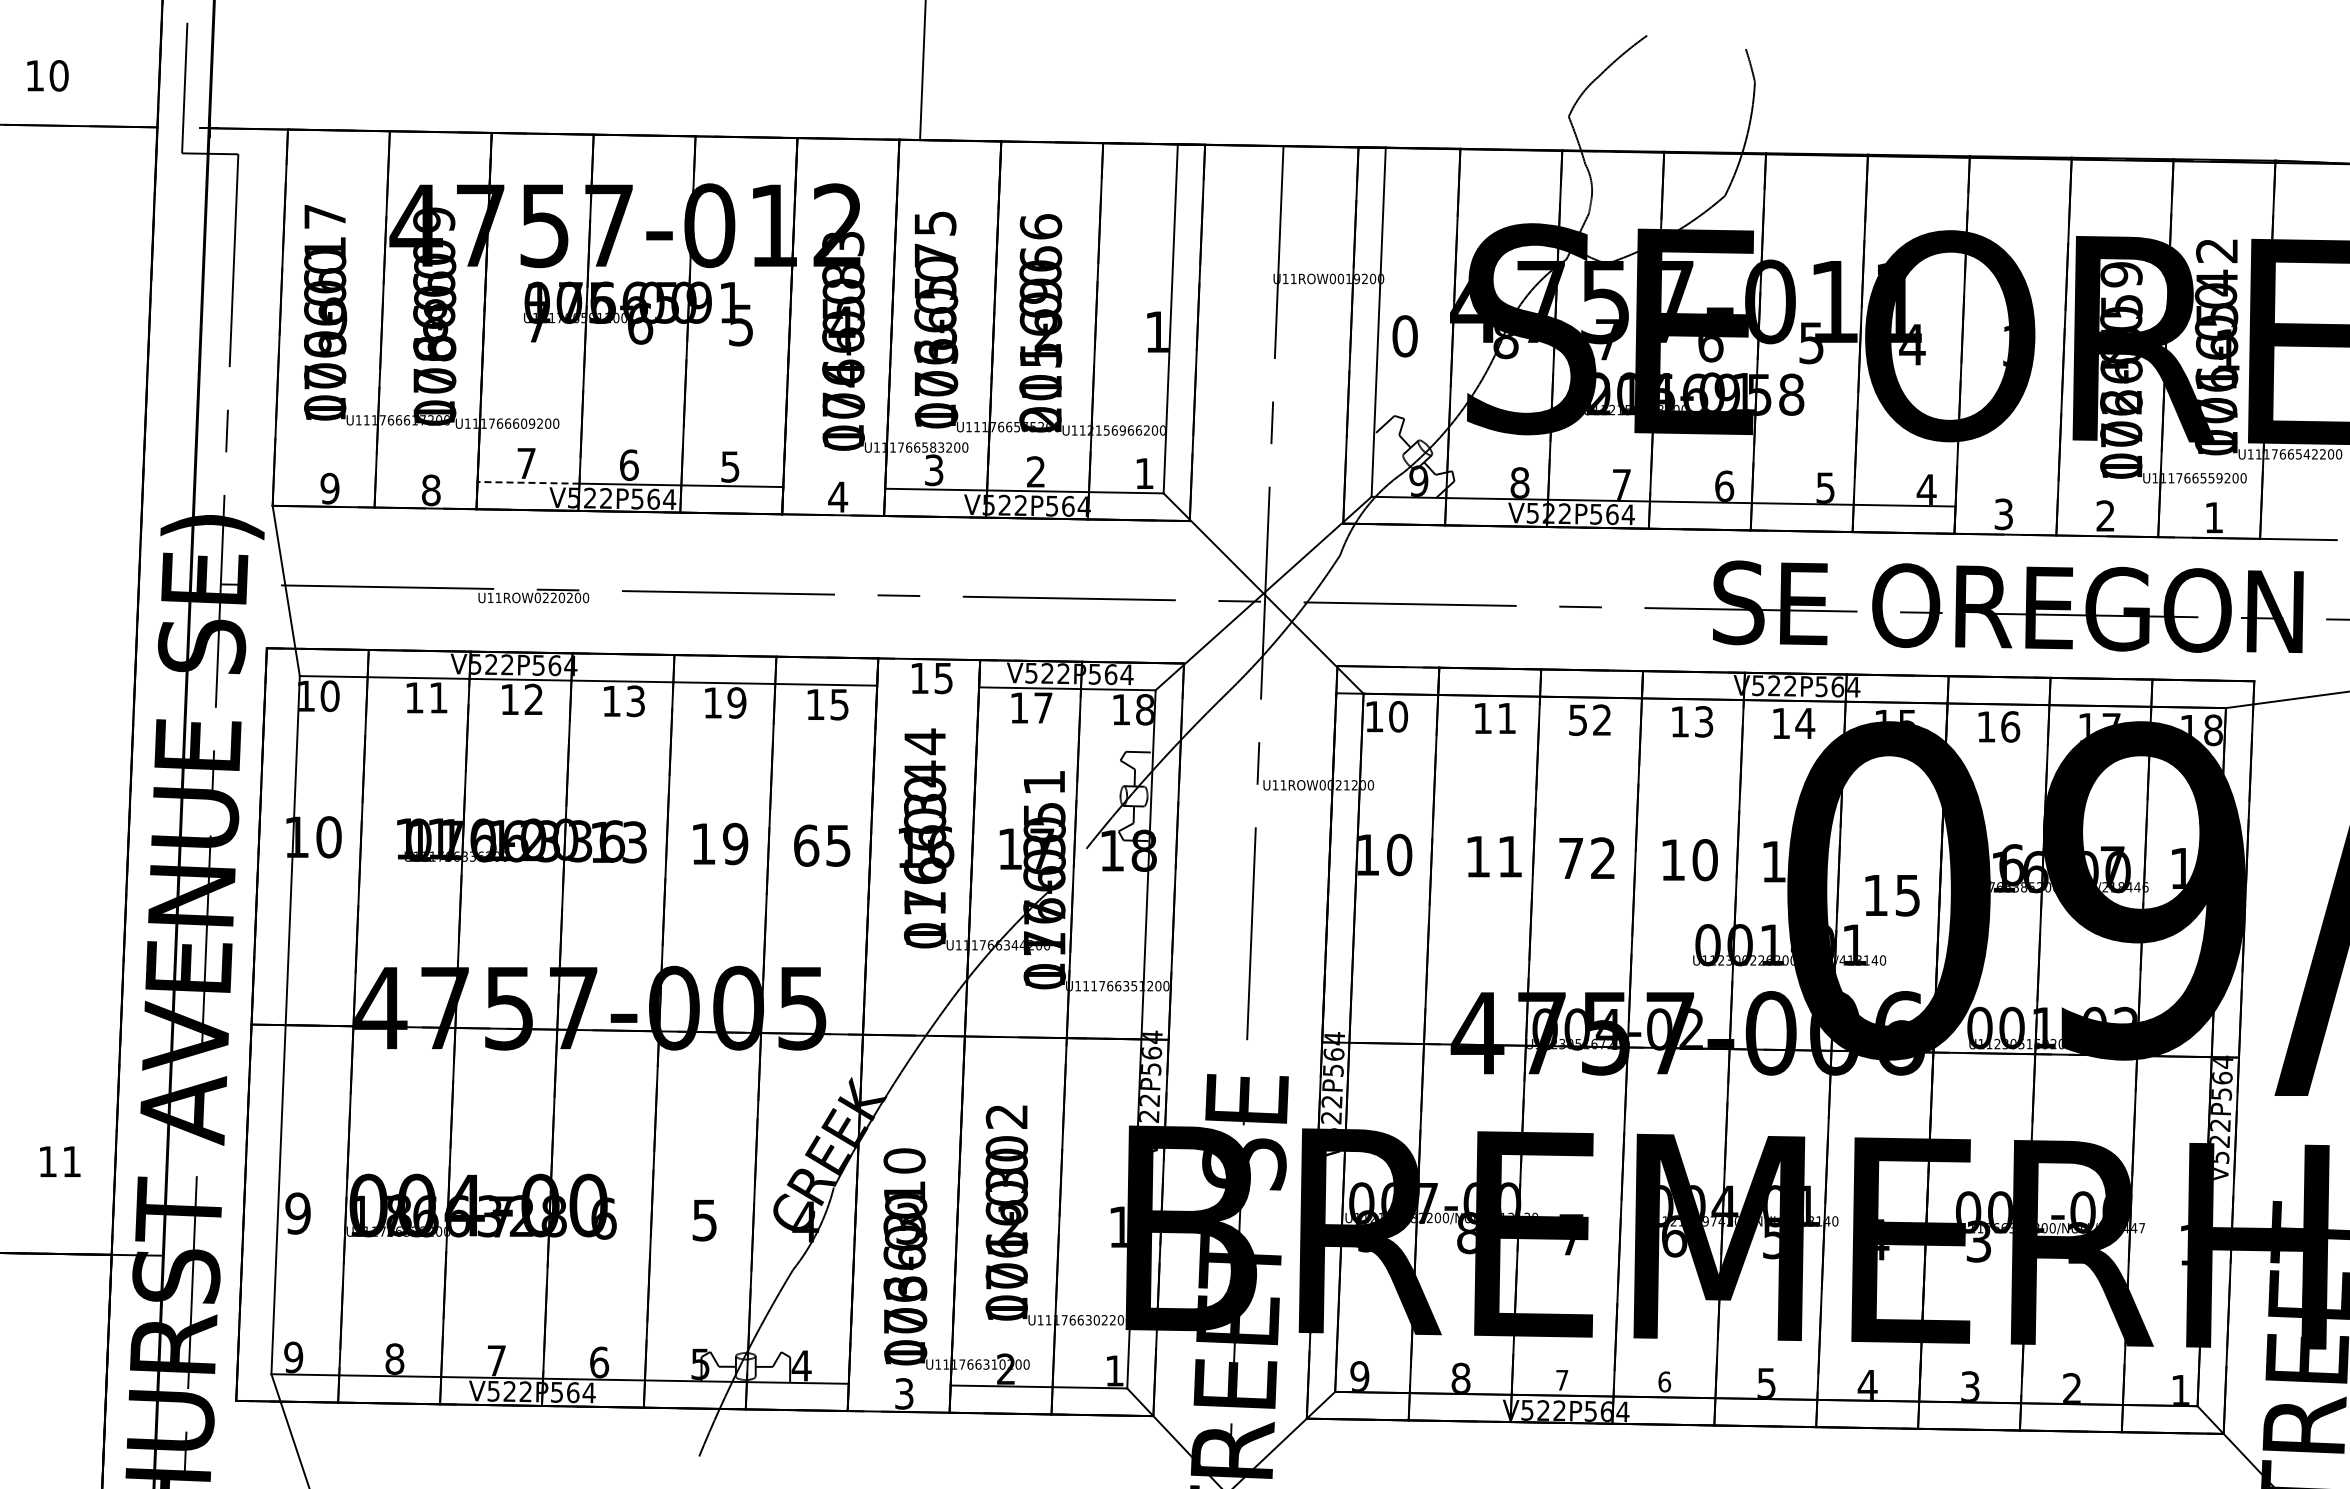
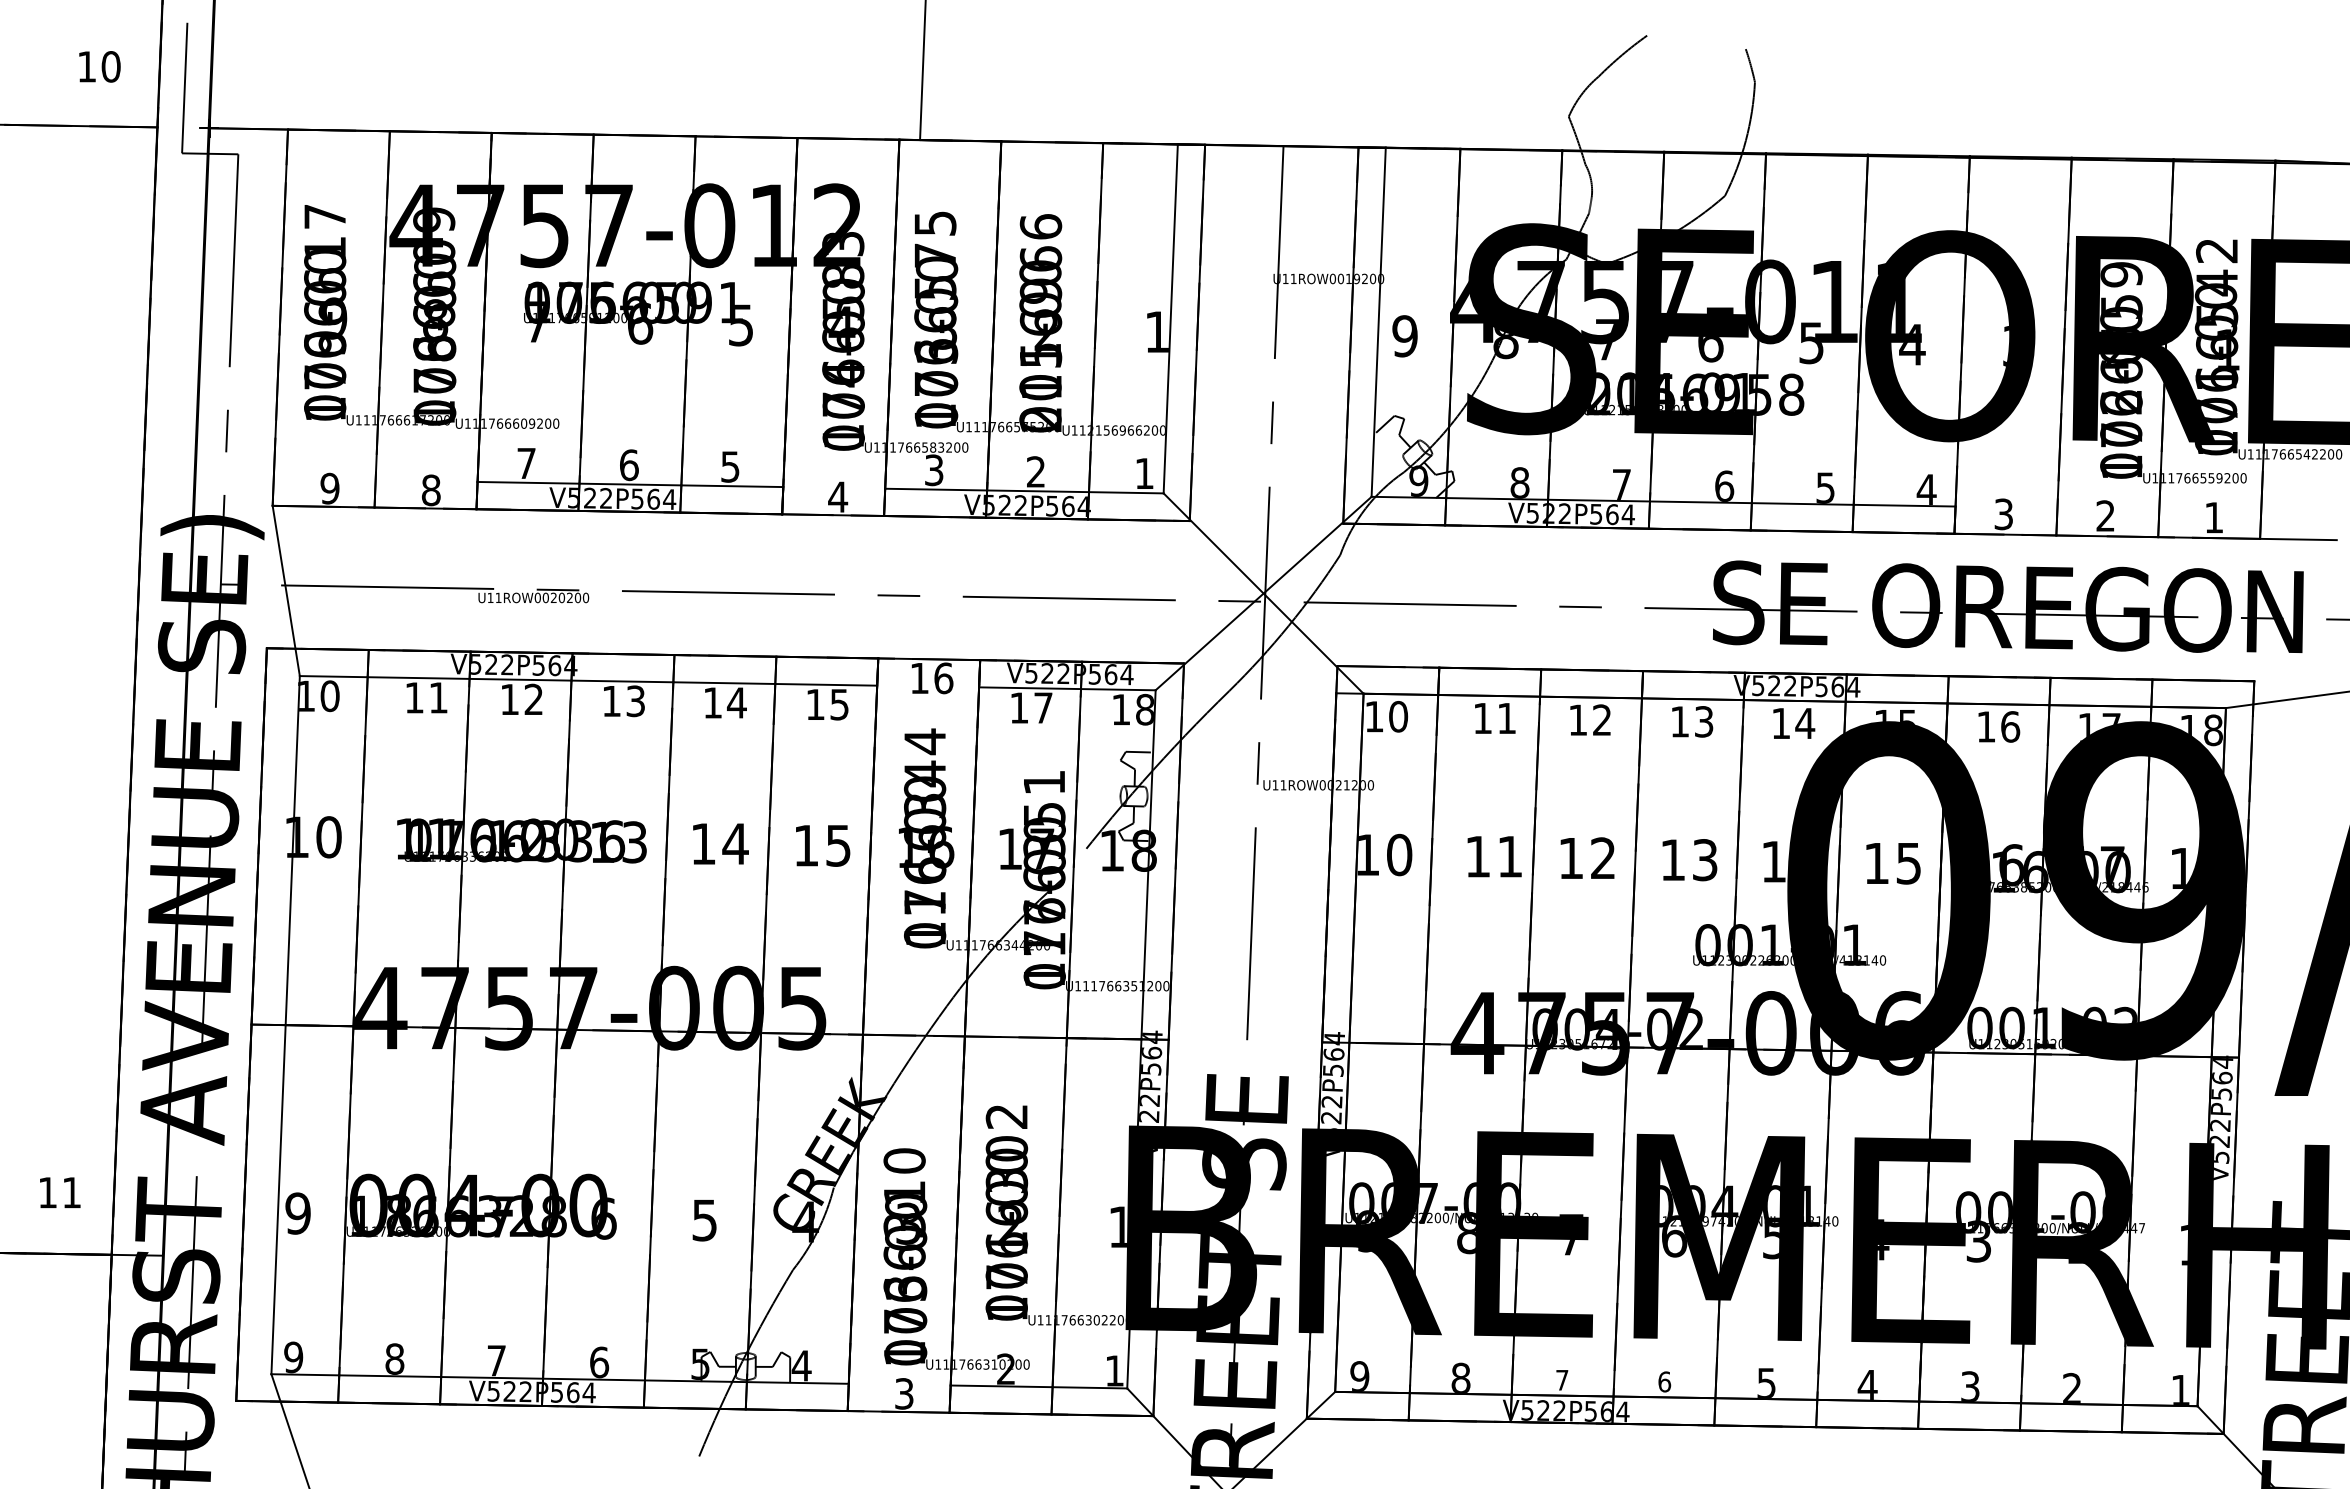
text position: (47, 75) -> (99, 66) (99, 66)
text: 0 -> 9 (1404, 336)
line: dashed -> solid (528, 482)
text: U11ROW0220200 -> U11ROW0020200 (545, 597)
text: 15 -> 16 (943, 678)
text: 19 -> 14 (736, 702)
text: 52 -> 12 (1577, 720)
text: 19 -> 14 (735, 843)
text: 65 -> 15 (806, 845)
text: 72 -> 12 (1570, 858)
text: 10 -> 13 (1704, 860)
text position: (1892, 895) -> (1893, 863) (1893, 863)
text position: (60, 1161) -> (60, 1192) (60, 1192)
